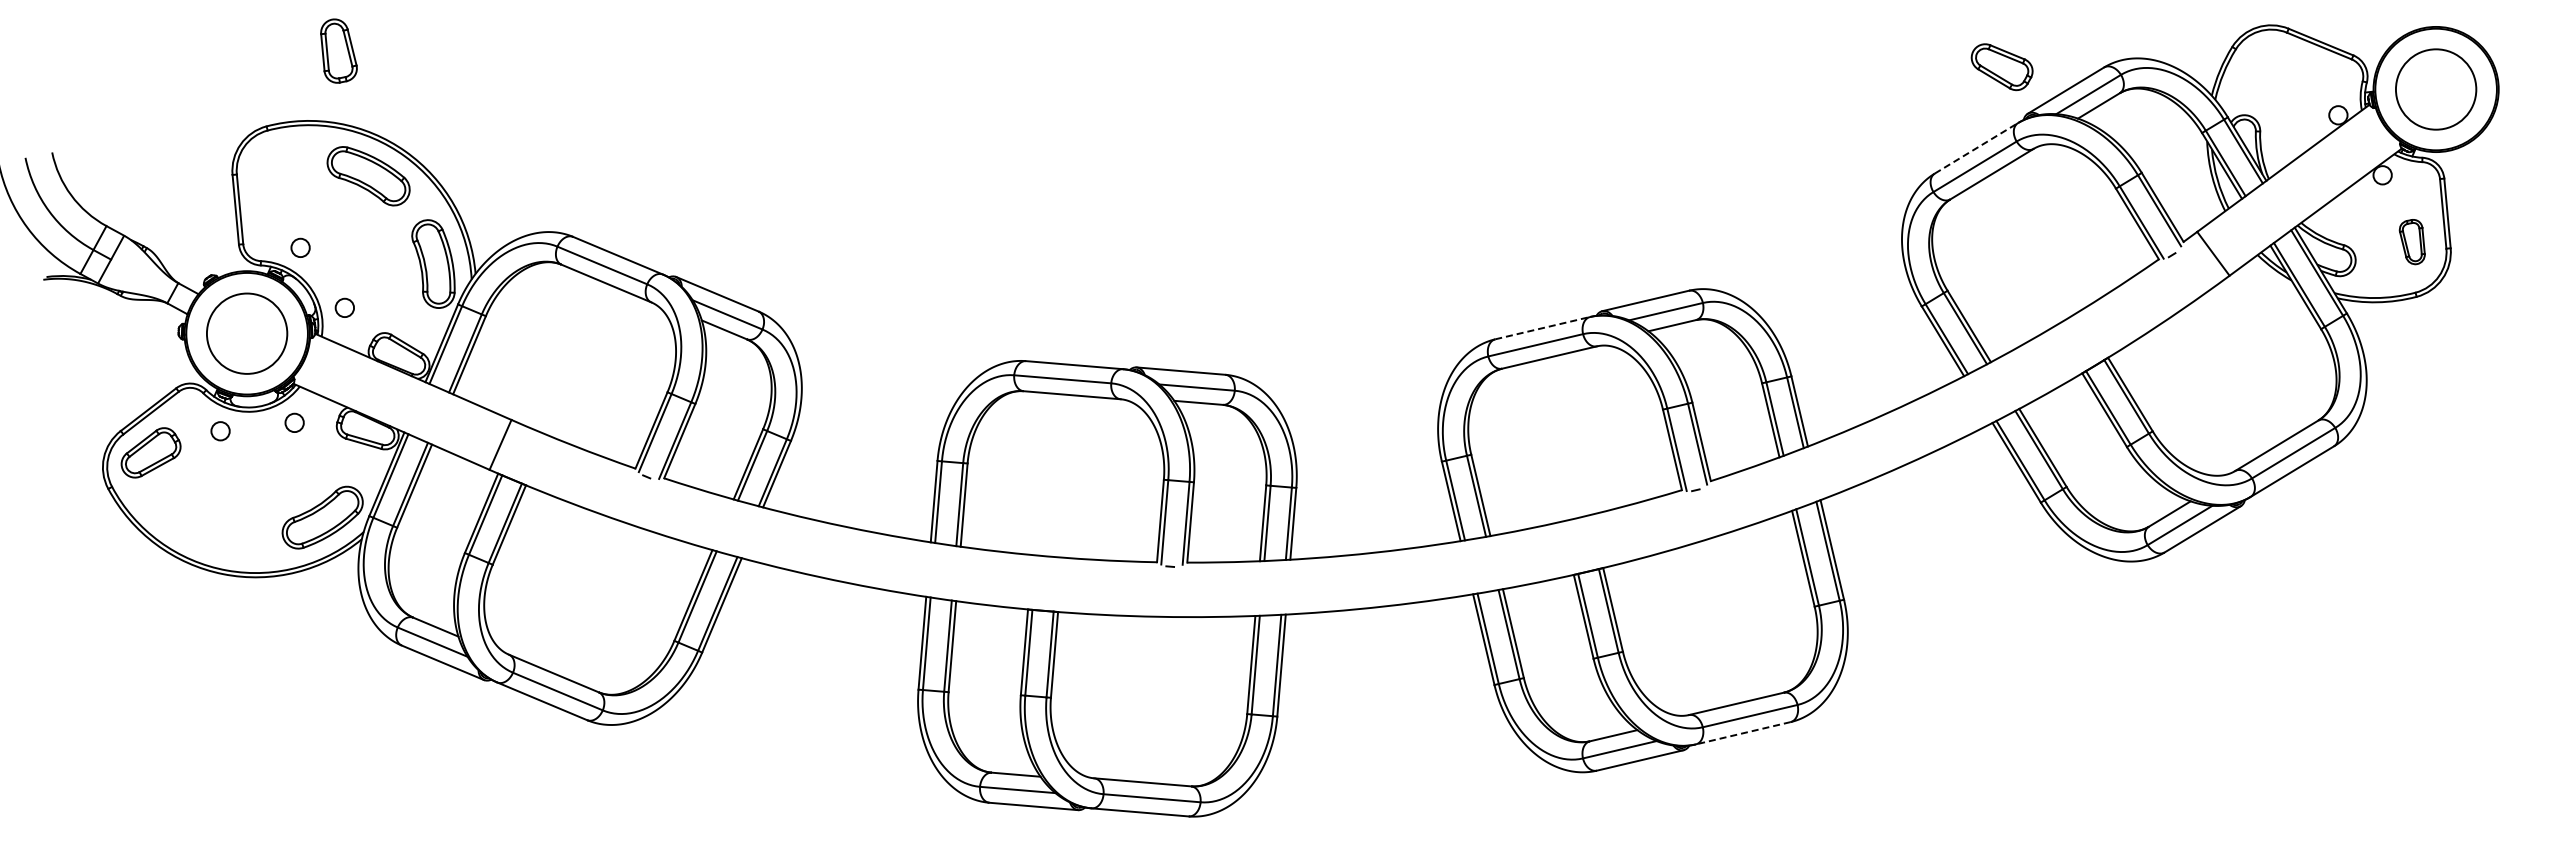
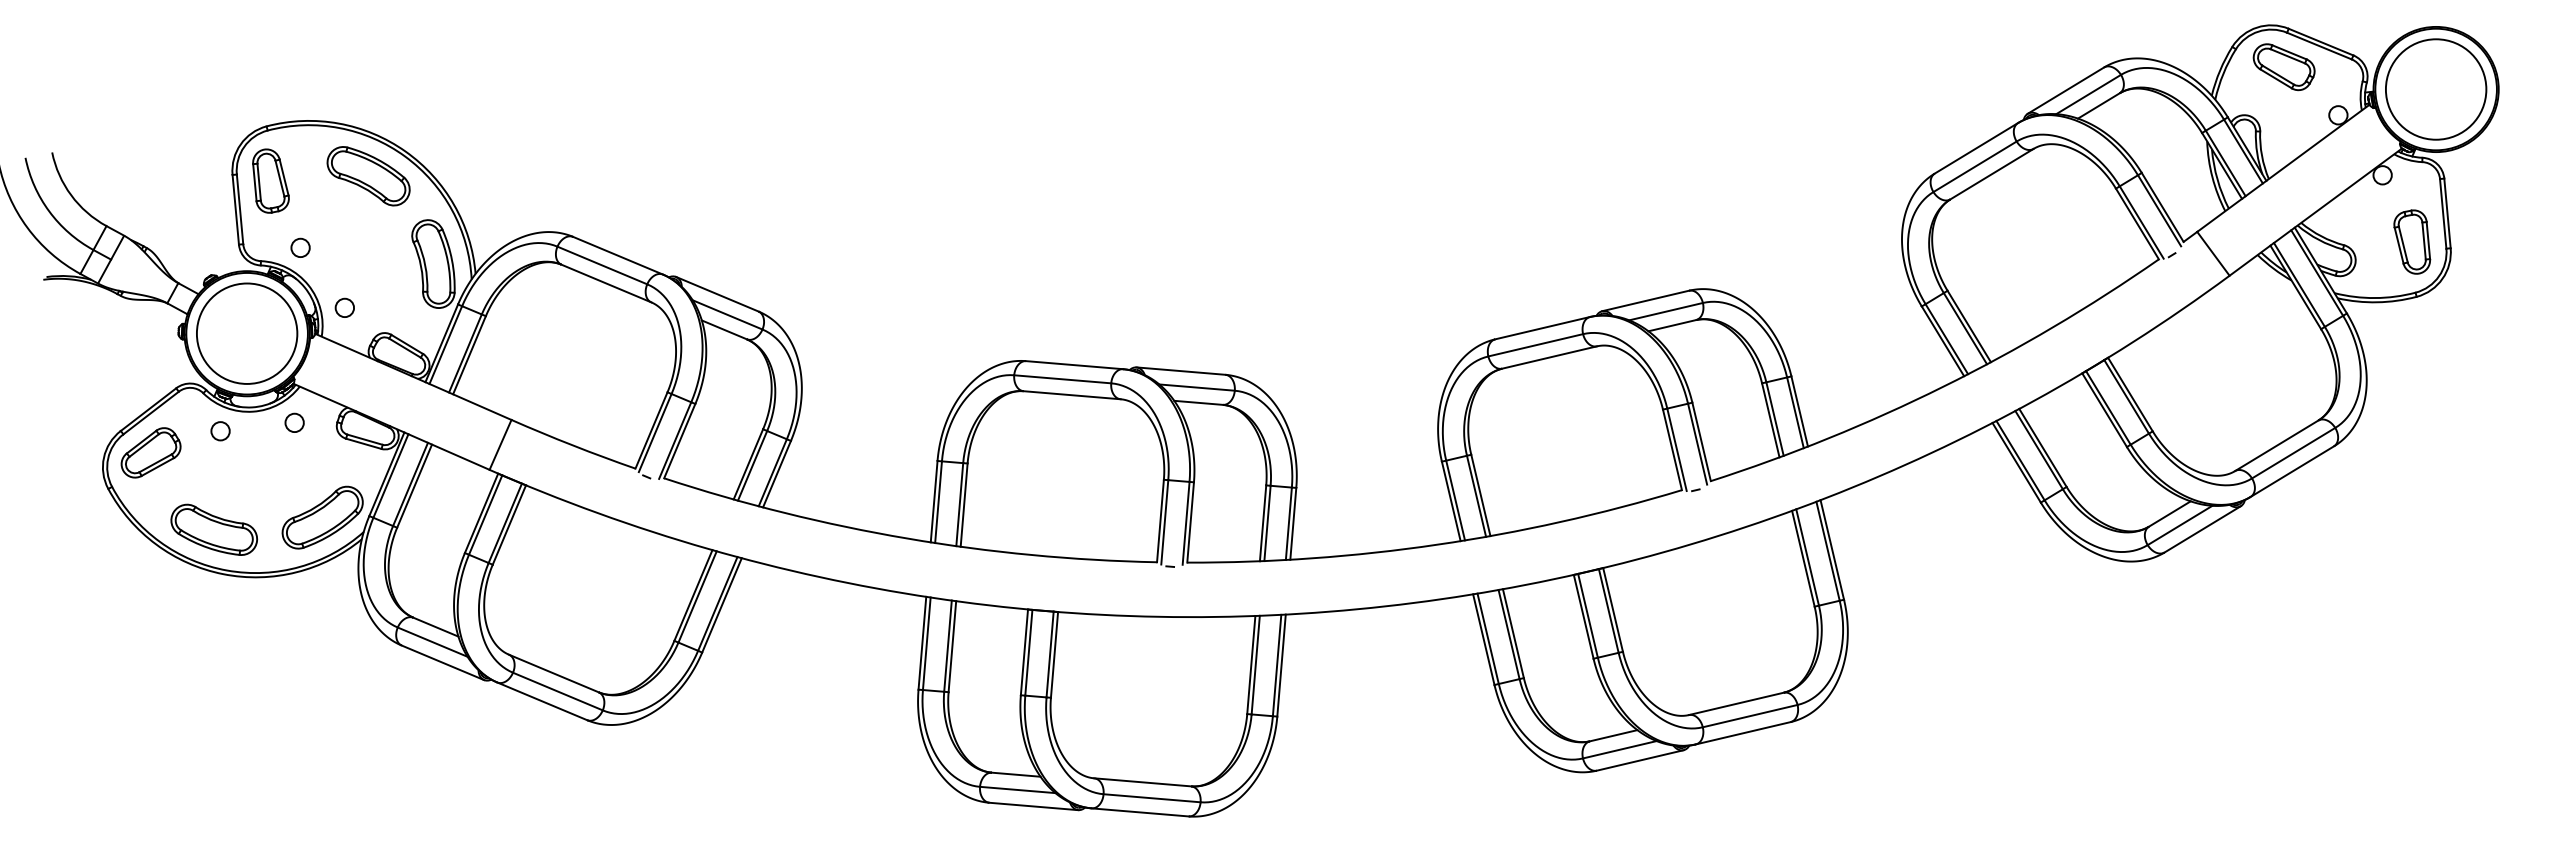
part position: (338, 50) -> (270, 180) (270, 180)
part position: (2001, 67) -> (2283, 67) (2283, 67)
circle diameter: 80 px -> 100 px (2435, 89)
line: dashed -> solid (1976, 148)
part size: 28x47 px -> 39x66 px (2412, 241)
line: dashed -> solid (1542, 328)
circle diameter: 80 px -> 100 px (246, 333)
part: none -> present (214, 529)
line: dashed -> solid (1743, 733)
